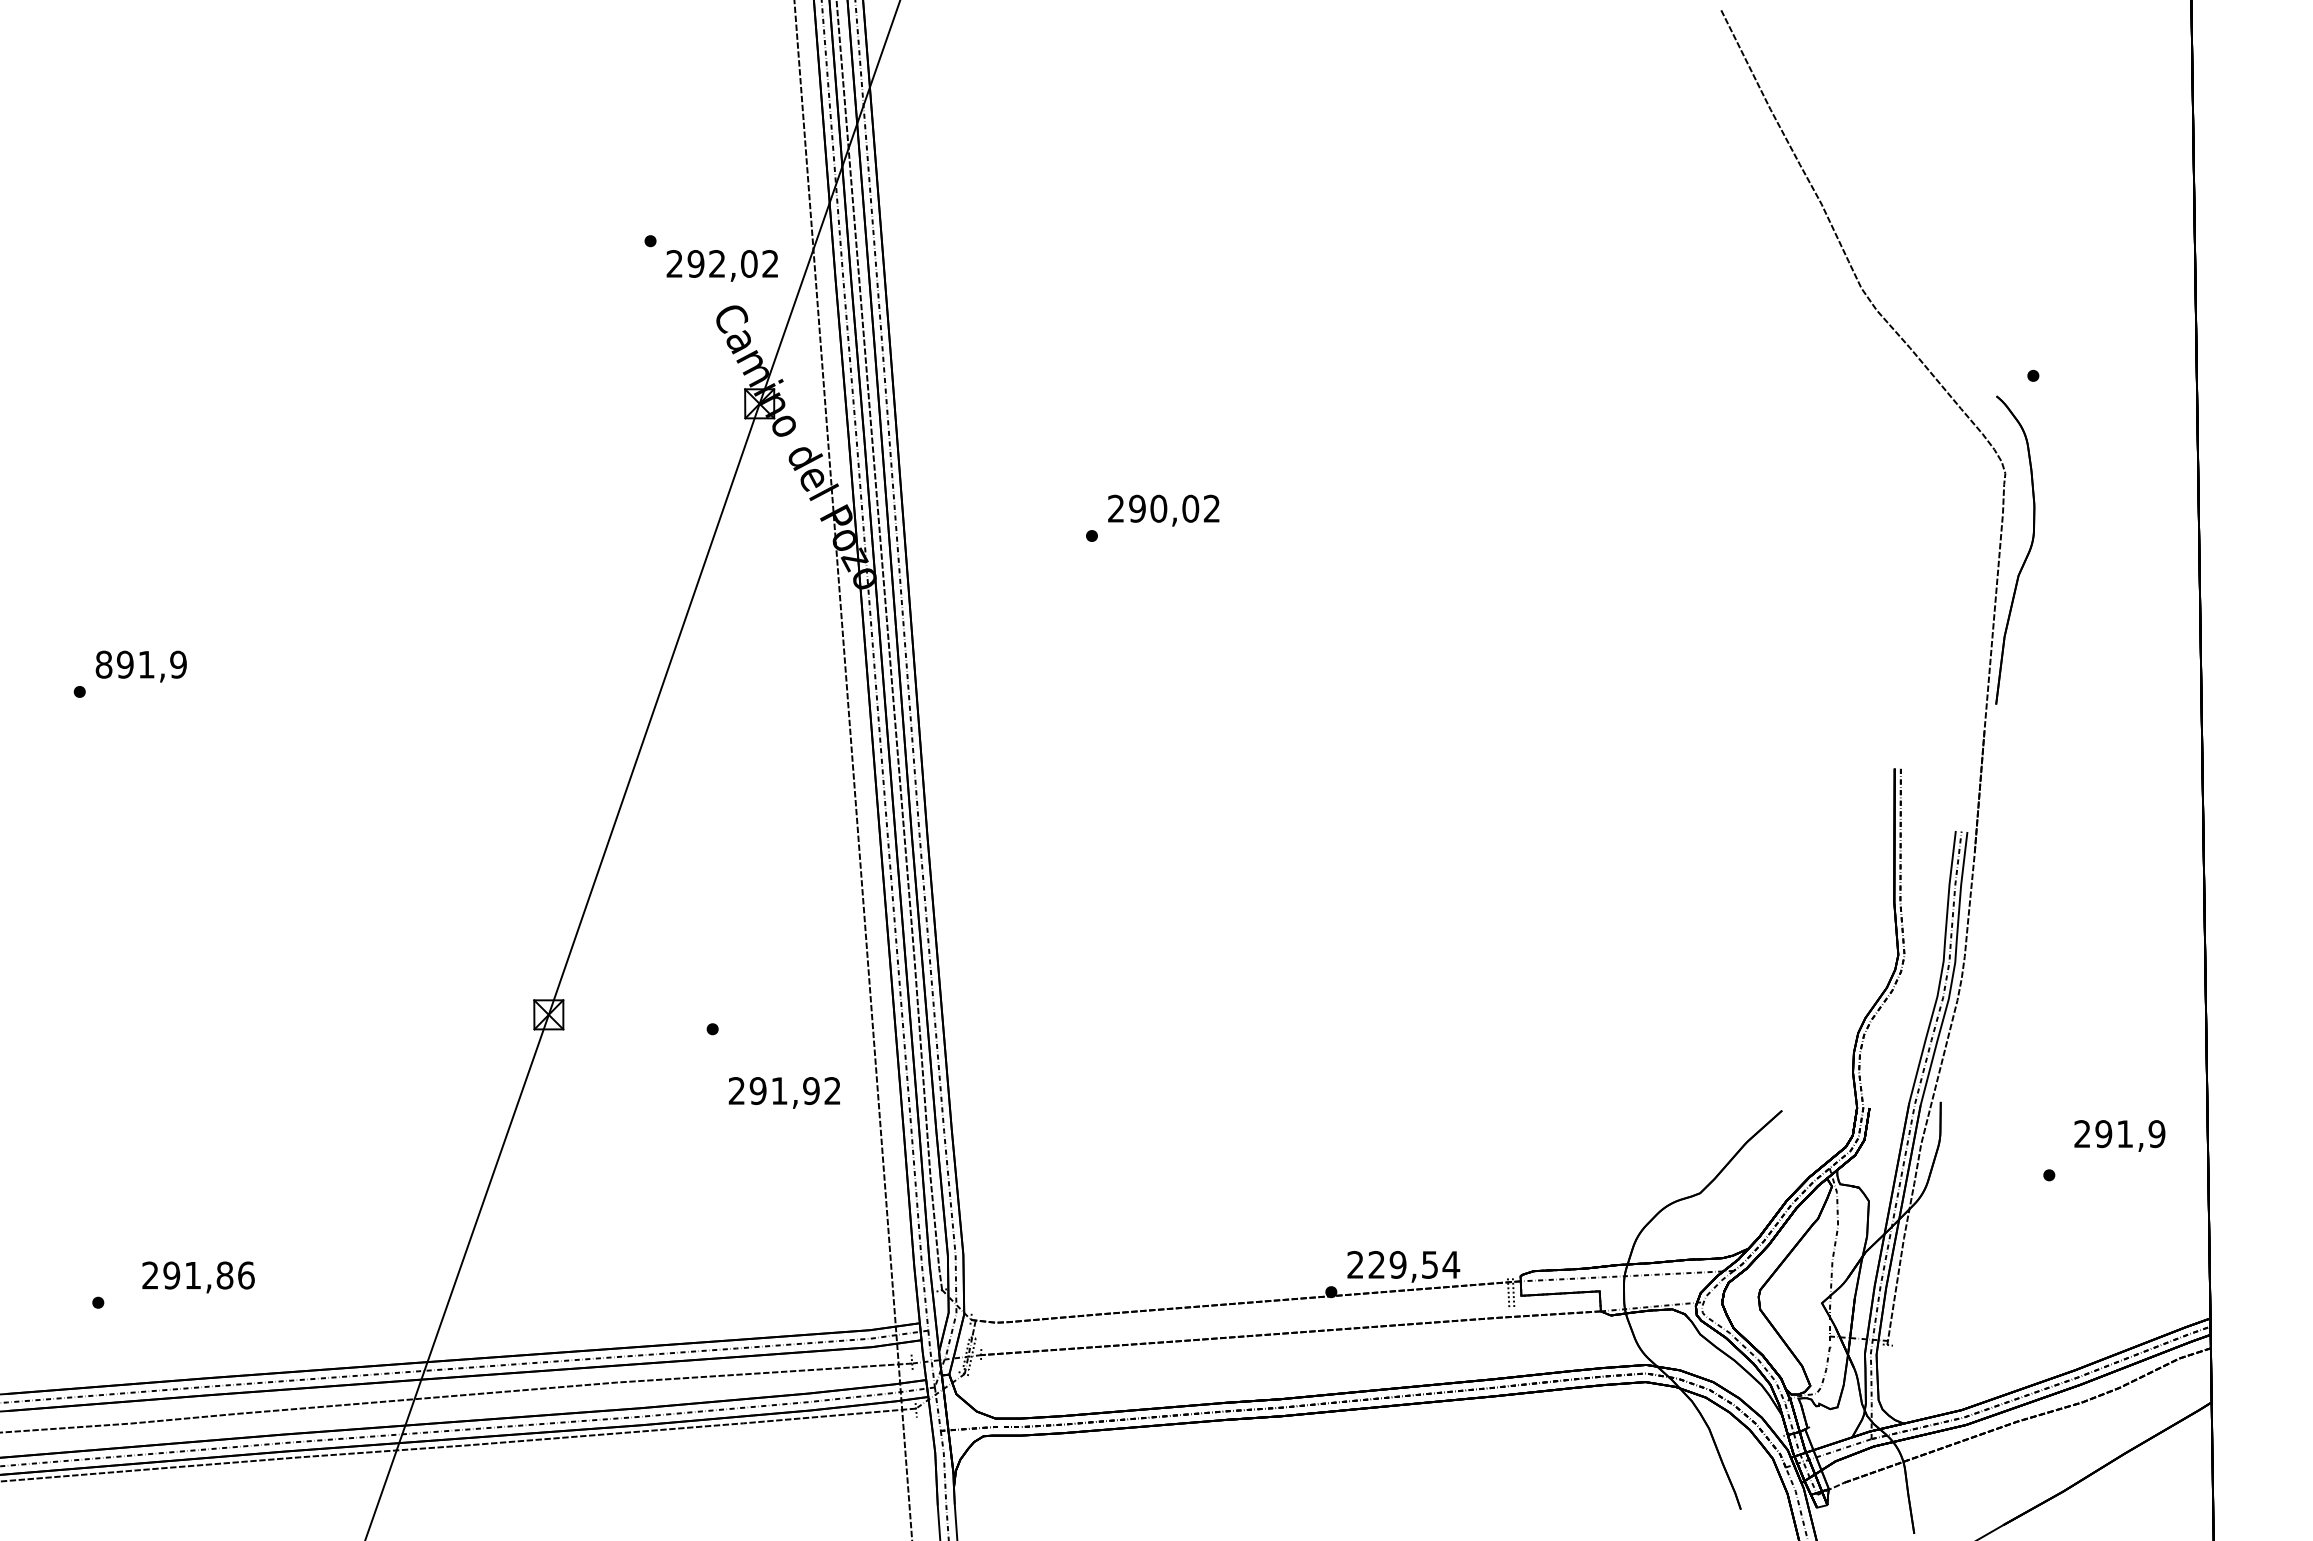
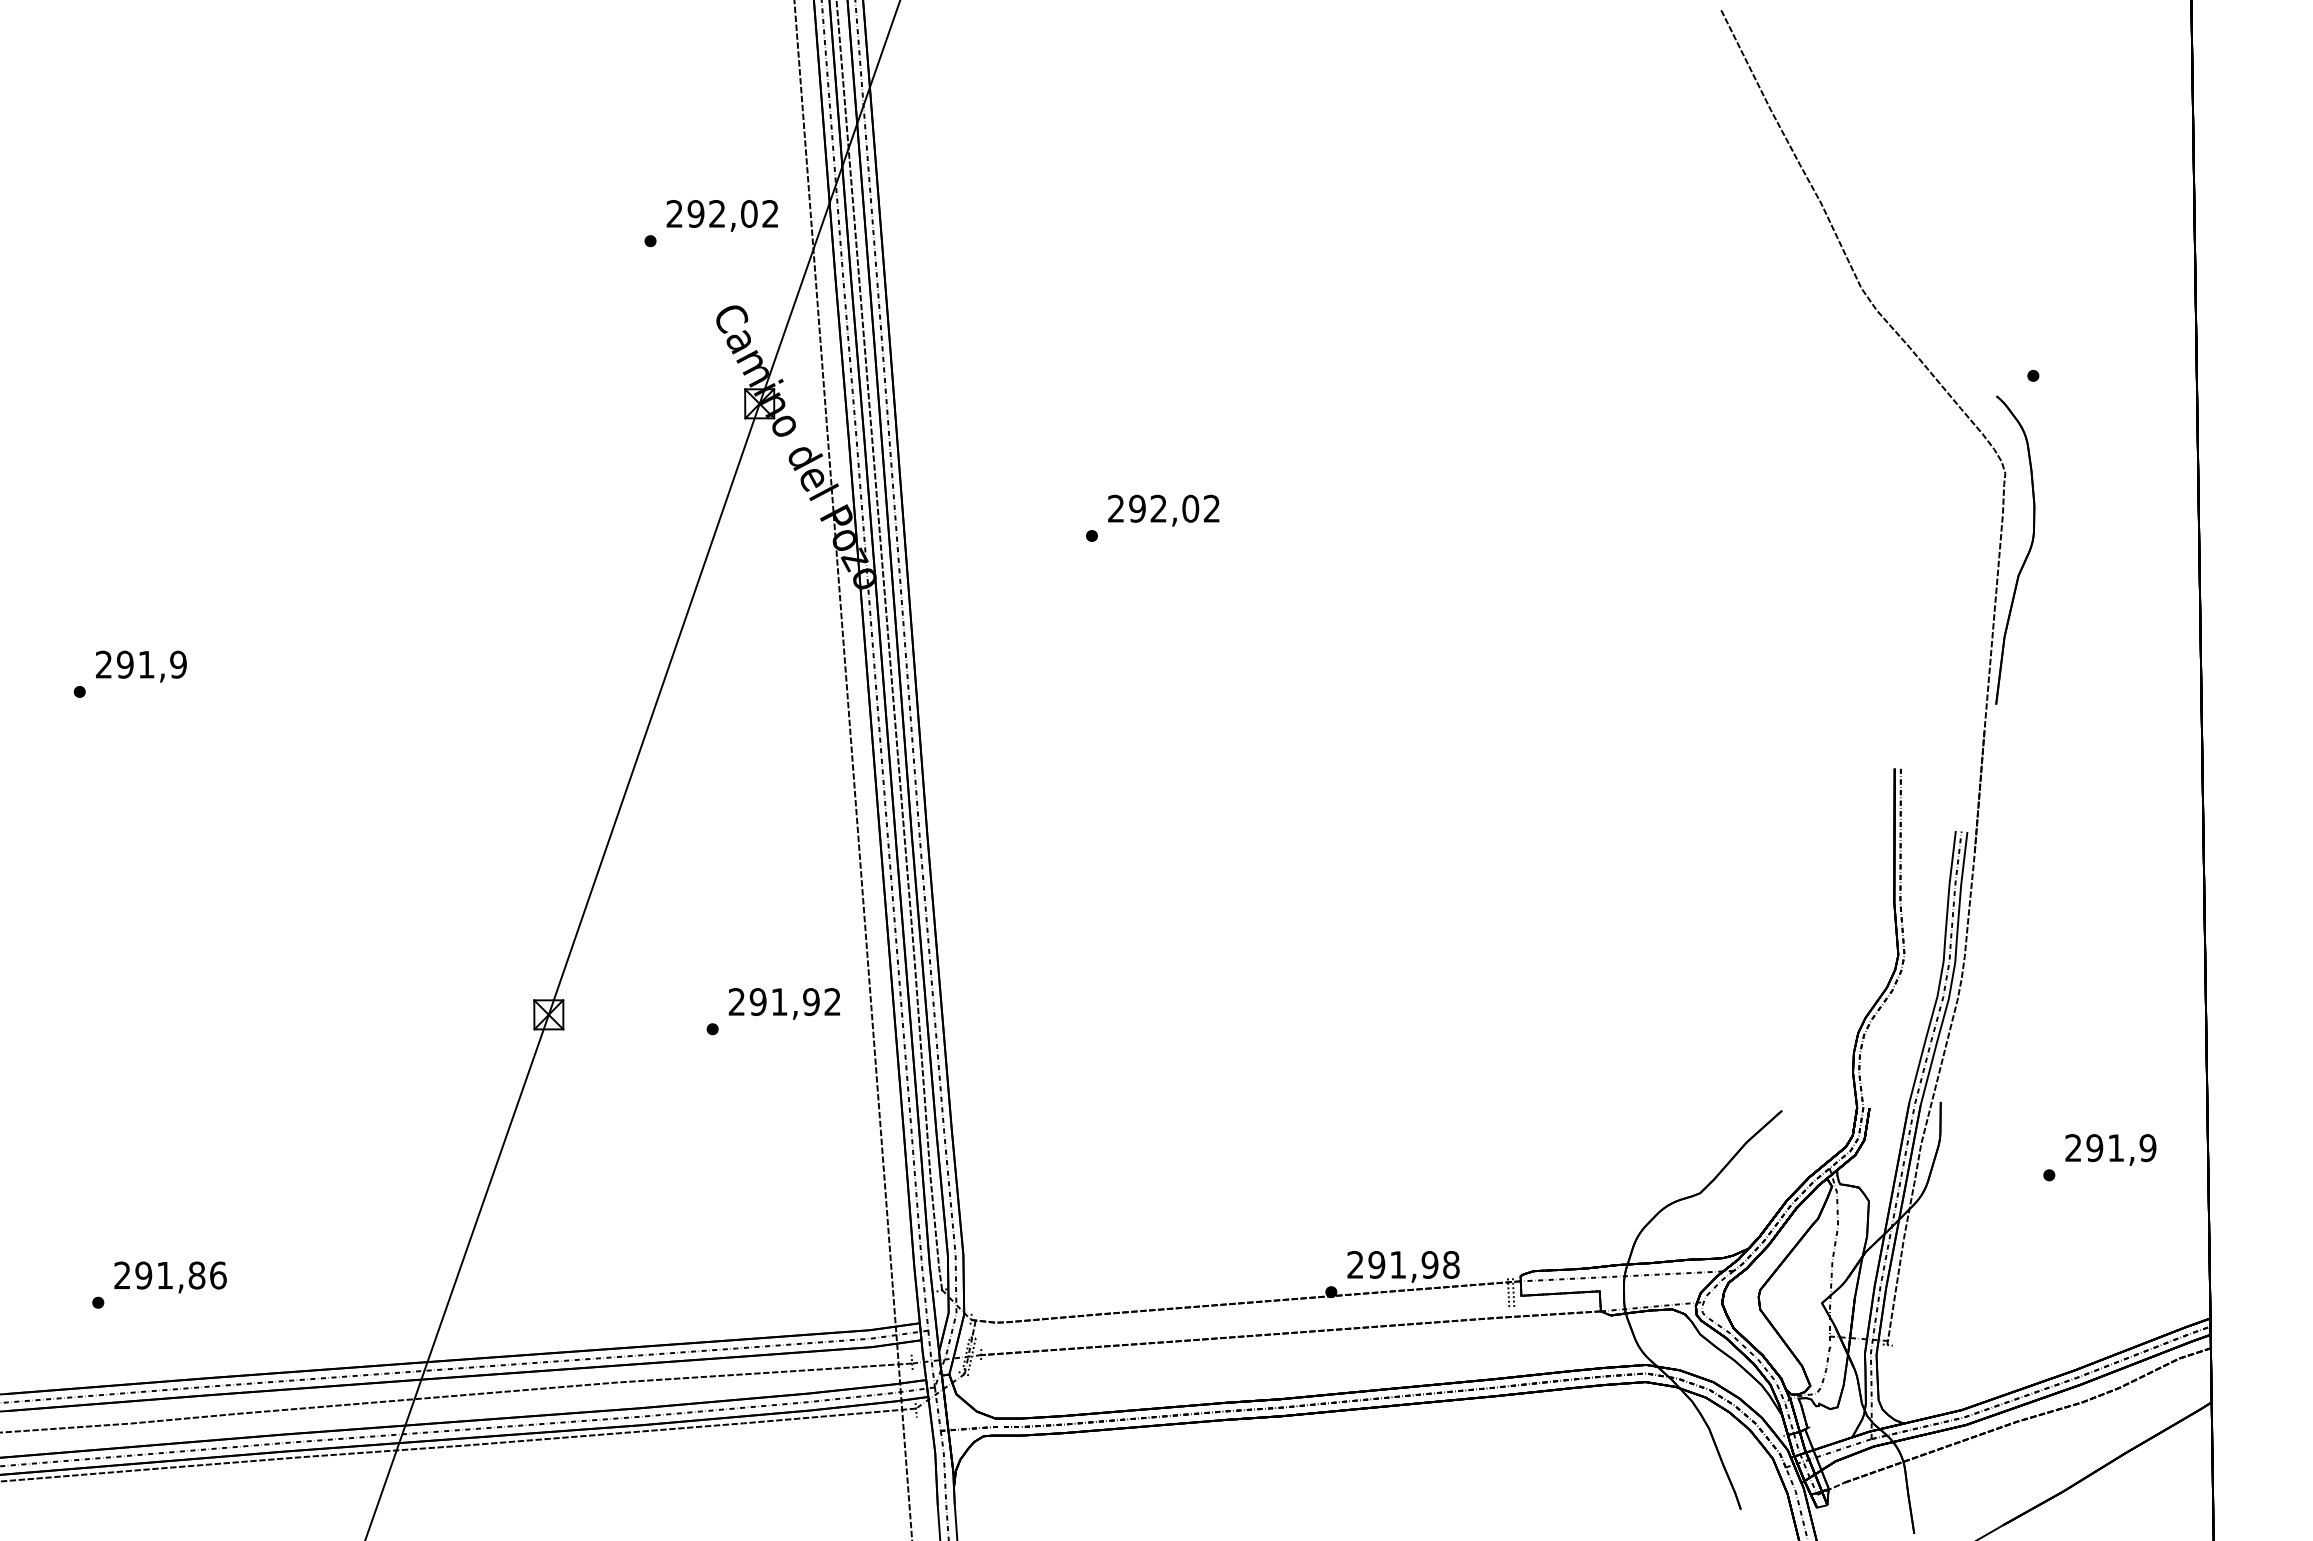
text position: (721, 265) -> (721, 215) (721, 215)
text: 290,02 -> 292,02 (1158, 508)
text: 891,9 -> 291,9 (103, 664)
text position: (783, 1092) -> (783, 1003) (783, 1003)
text position: (2119, 1135) -> (2110, 1149) (2110, 1149)
text: 229,54 -> 291,98 (1414, 1264)
text position: (198, 1277) -> (170, 1277) (170, 1277)
